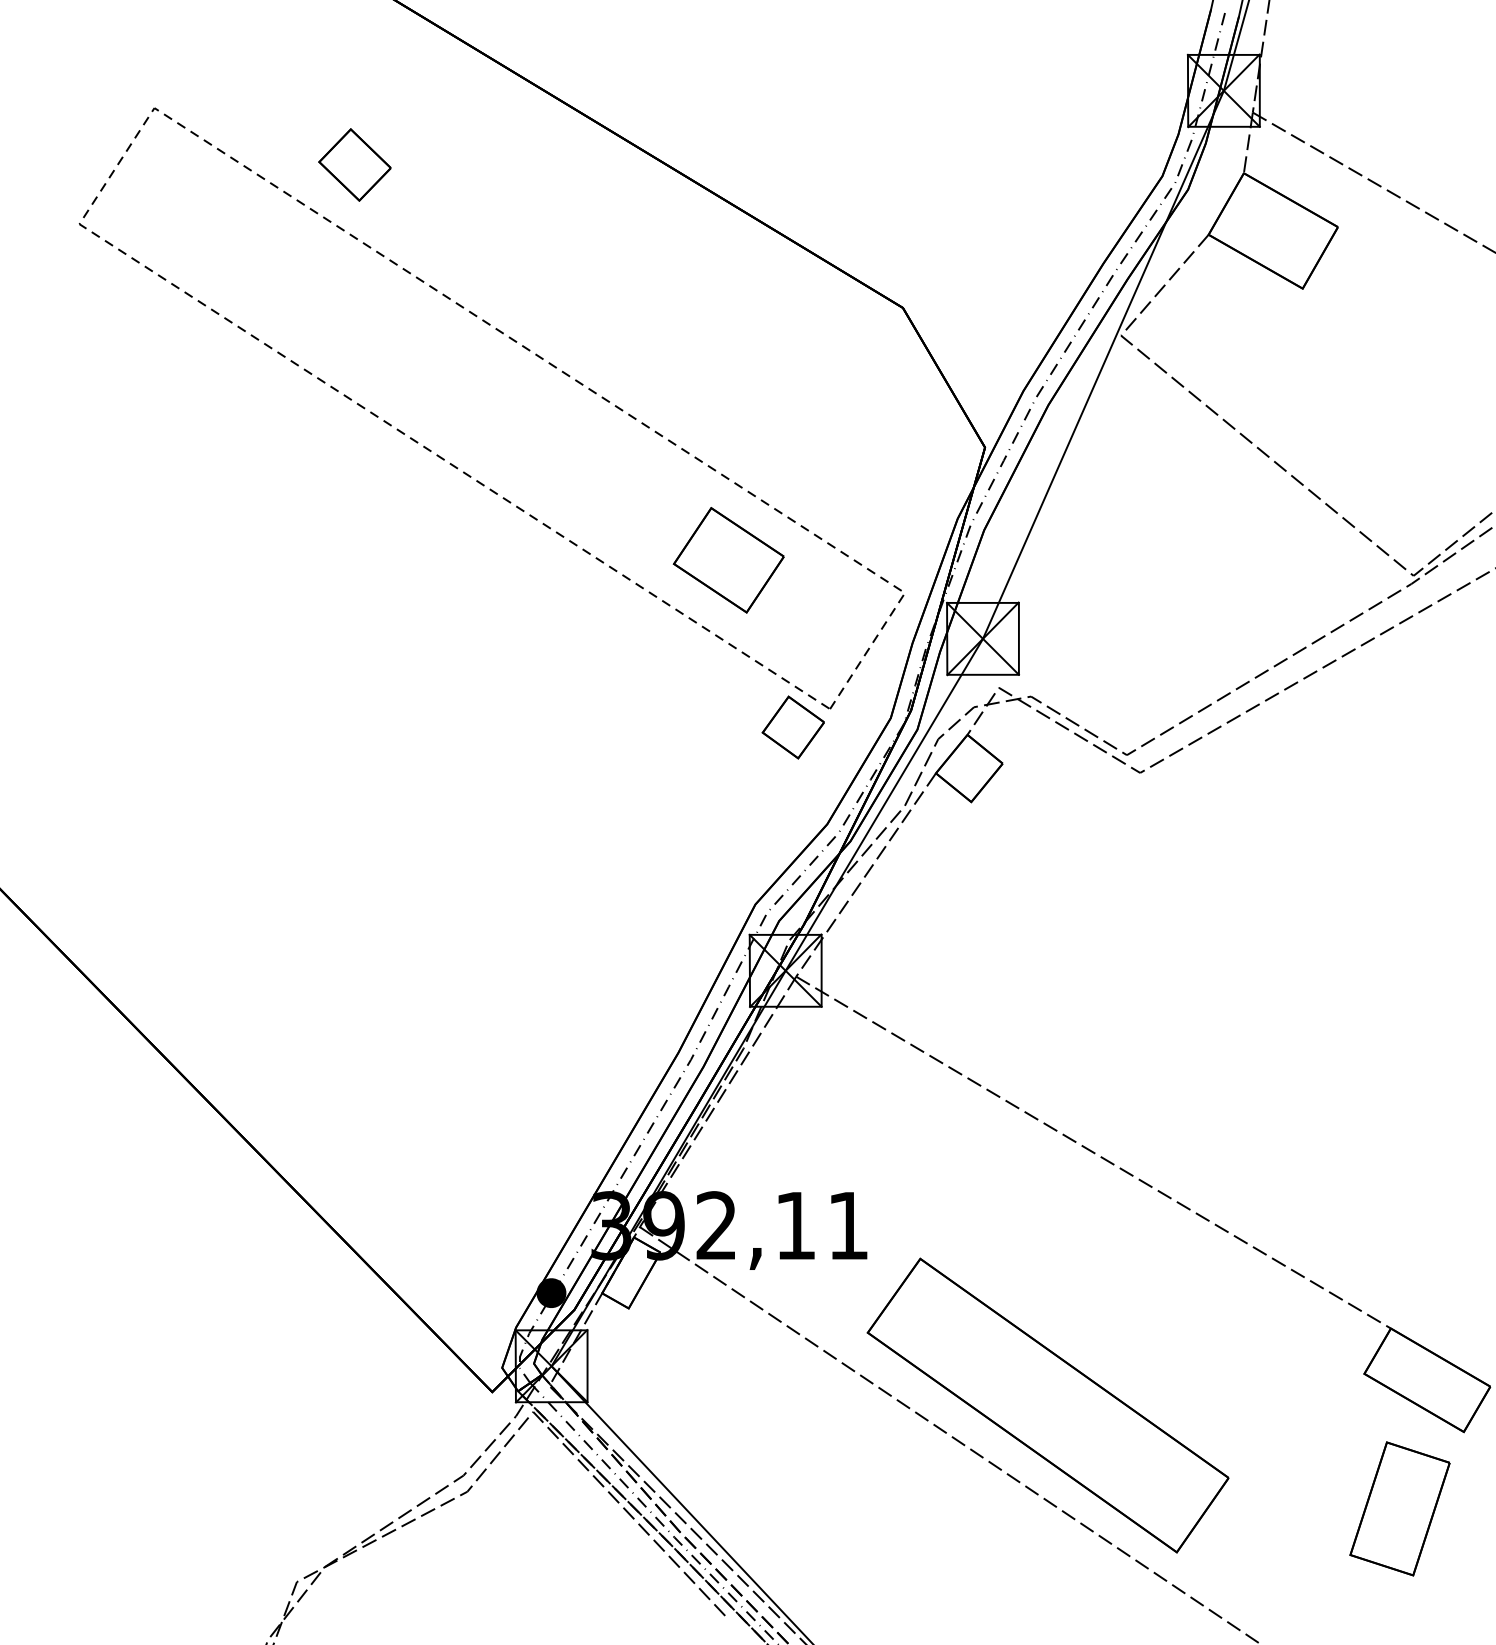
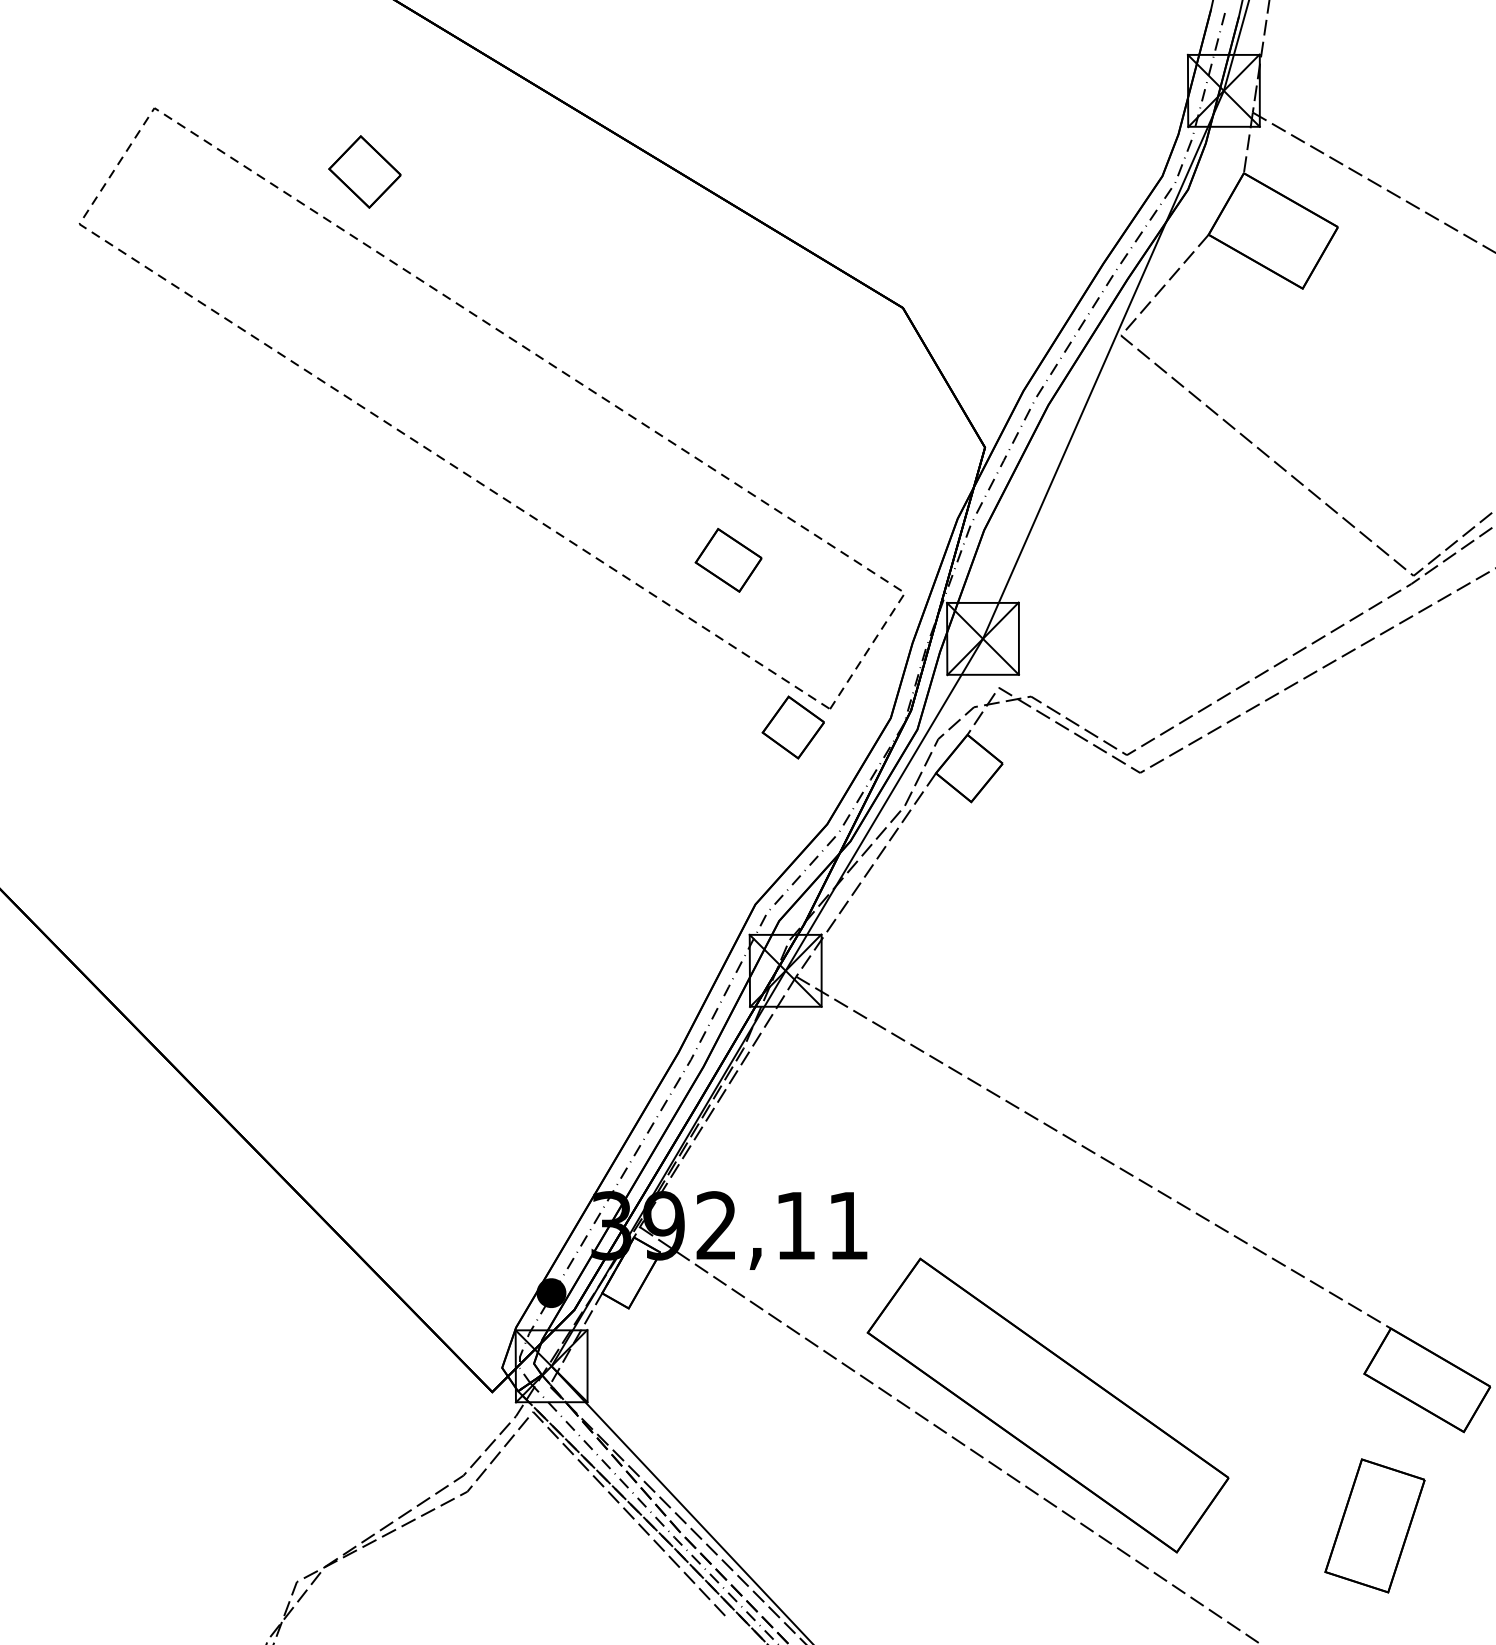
part position: (354, 164) -> (364, 171) (364, 171)
part size: 113x107 px -> 69x65 px (728, 560)
part position: (1399, 1508) -> (1374, 1525) (1374, 1525)
